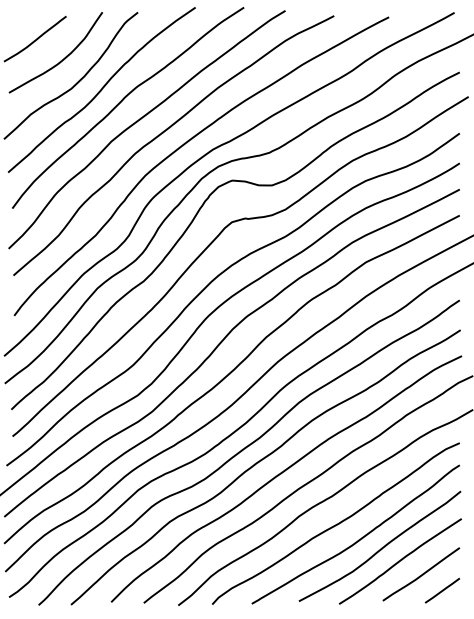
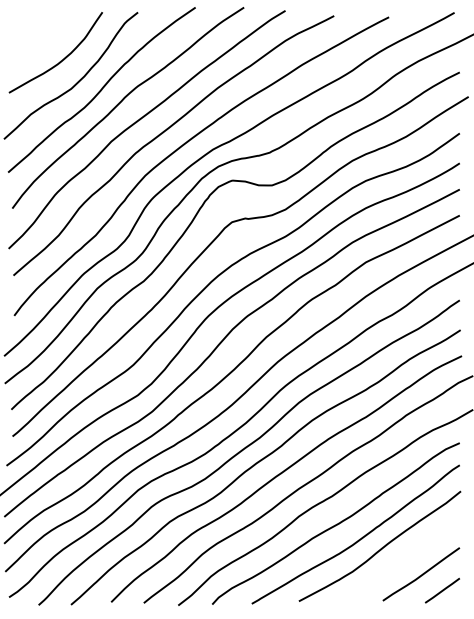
curve: present -> none (35, 39)
curve: present -> none (399, 561)
